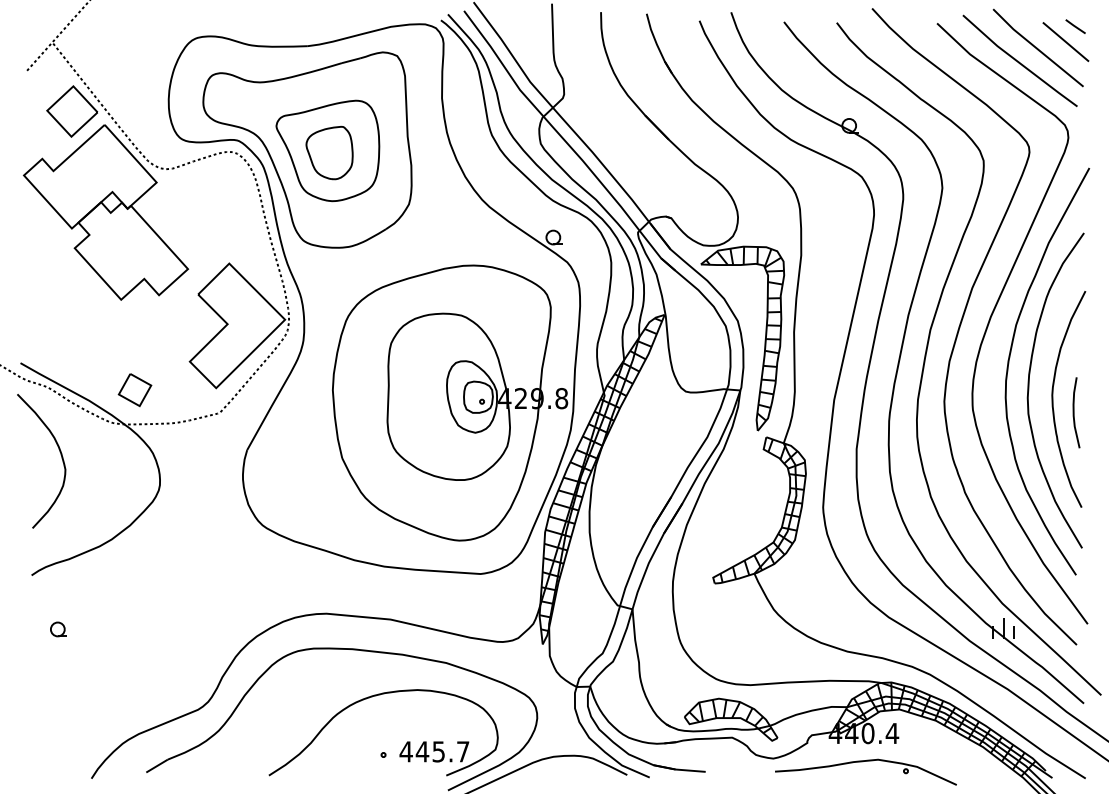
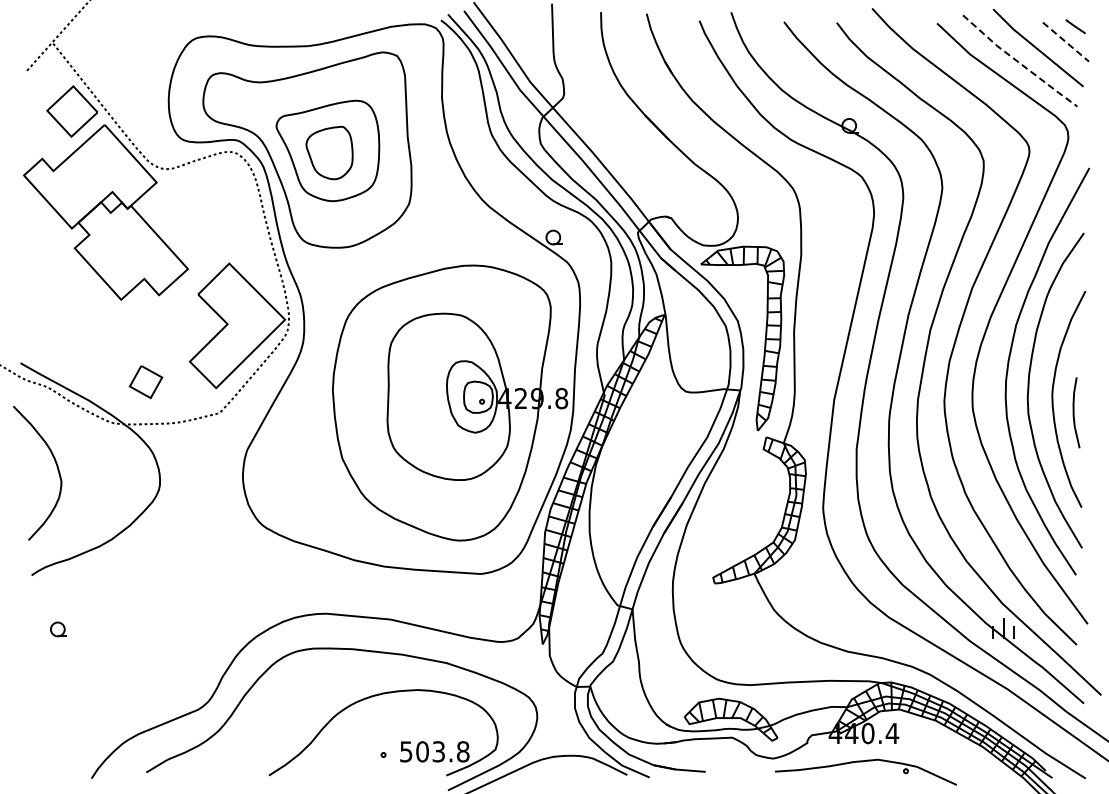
line: solid -> dashed (1066, 42)
line: solid -> dashed (1019, 62)
part position: (134, 390) -> (145, 382) (145, 382)
curve position: (60, 455) -> (56, 467) (56, 467)
text: 445.7 -> 503.8 (434, 751)
